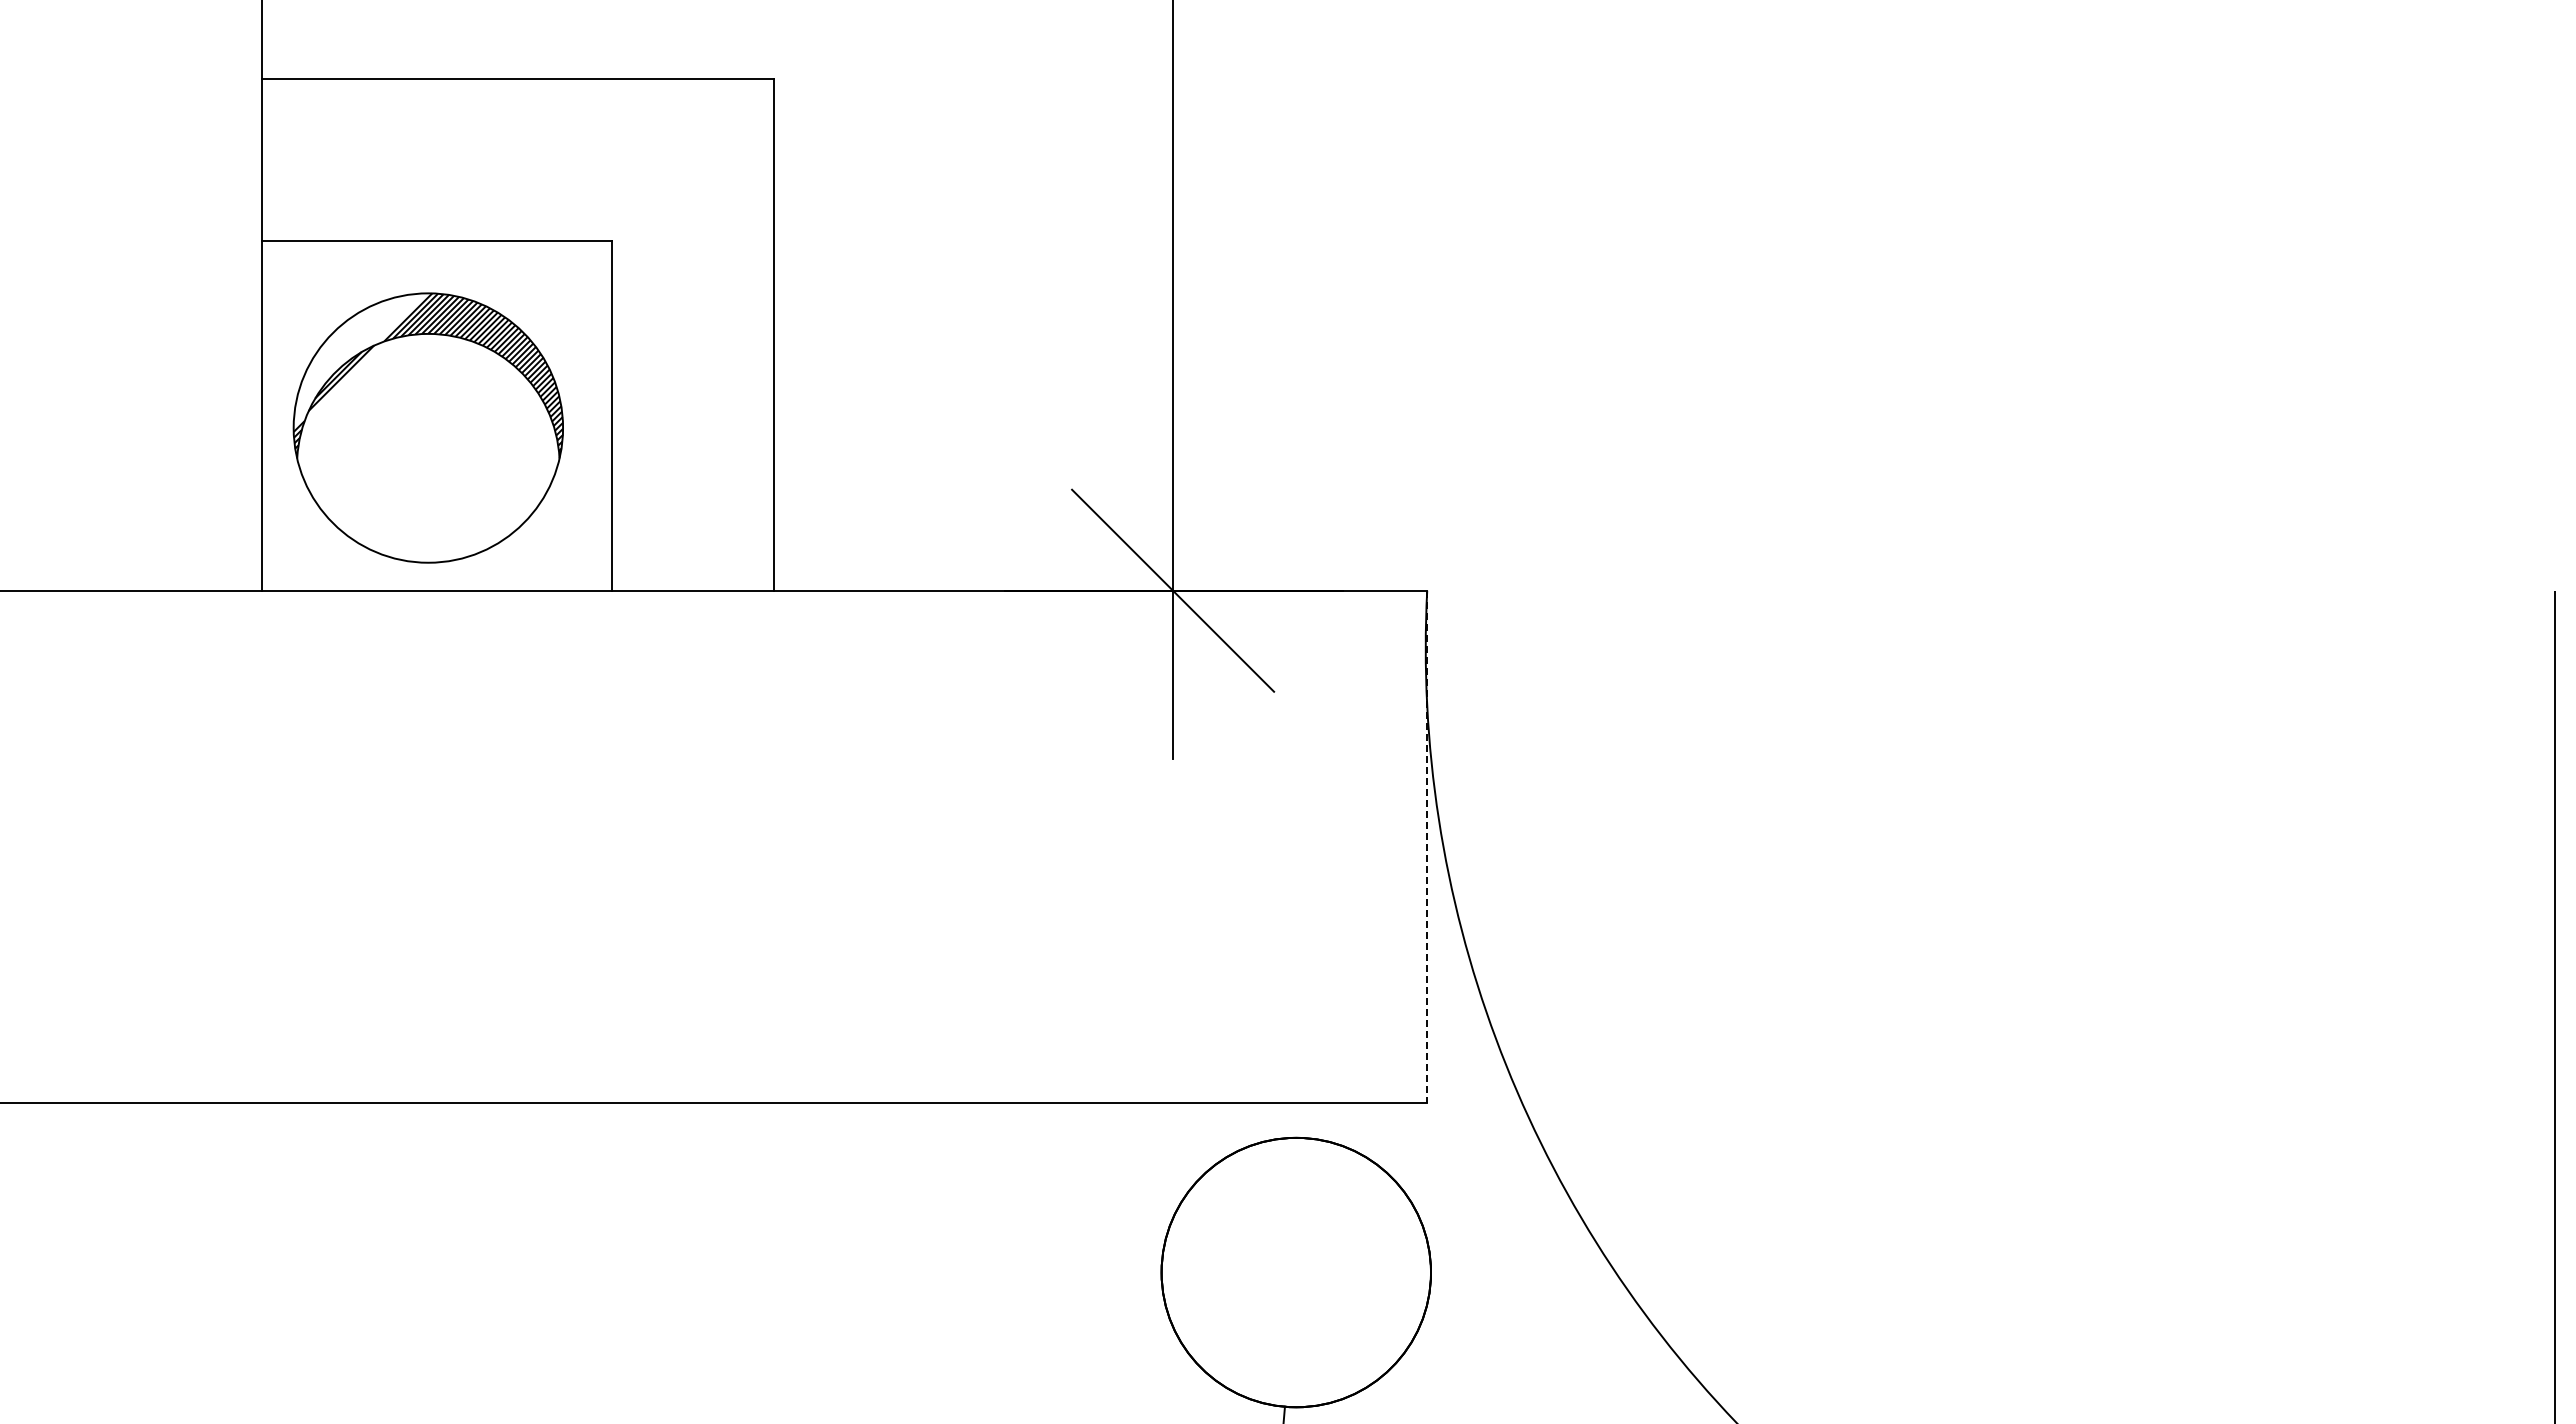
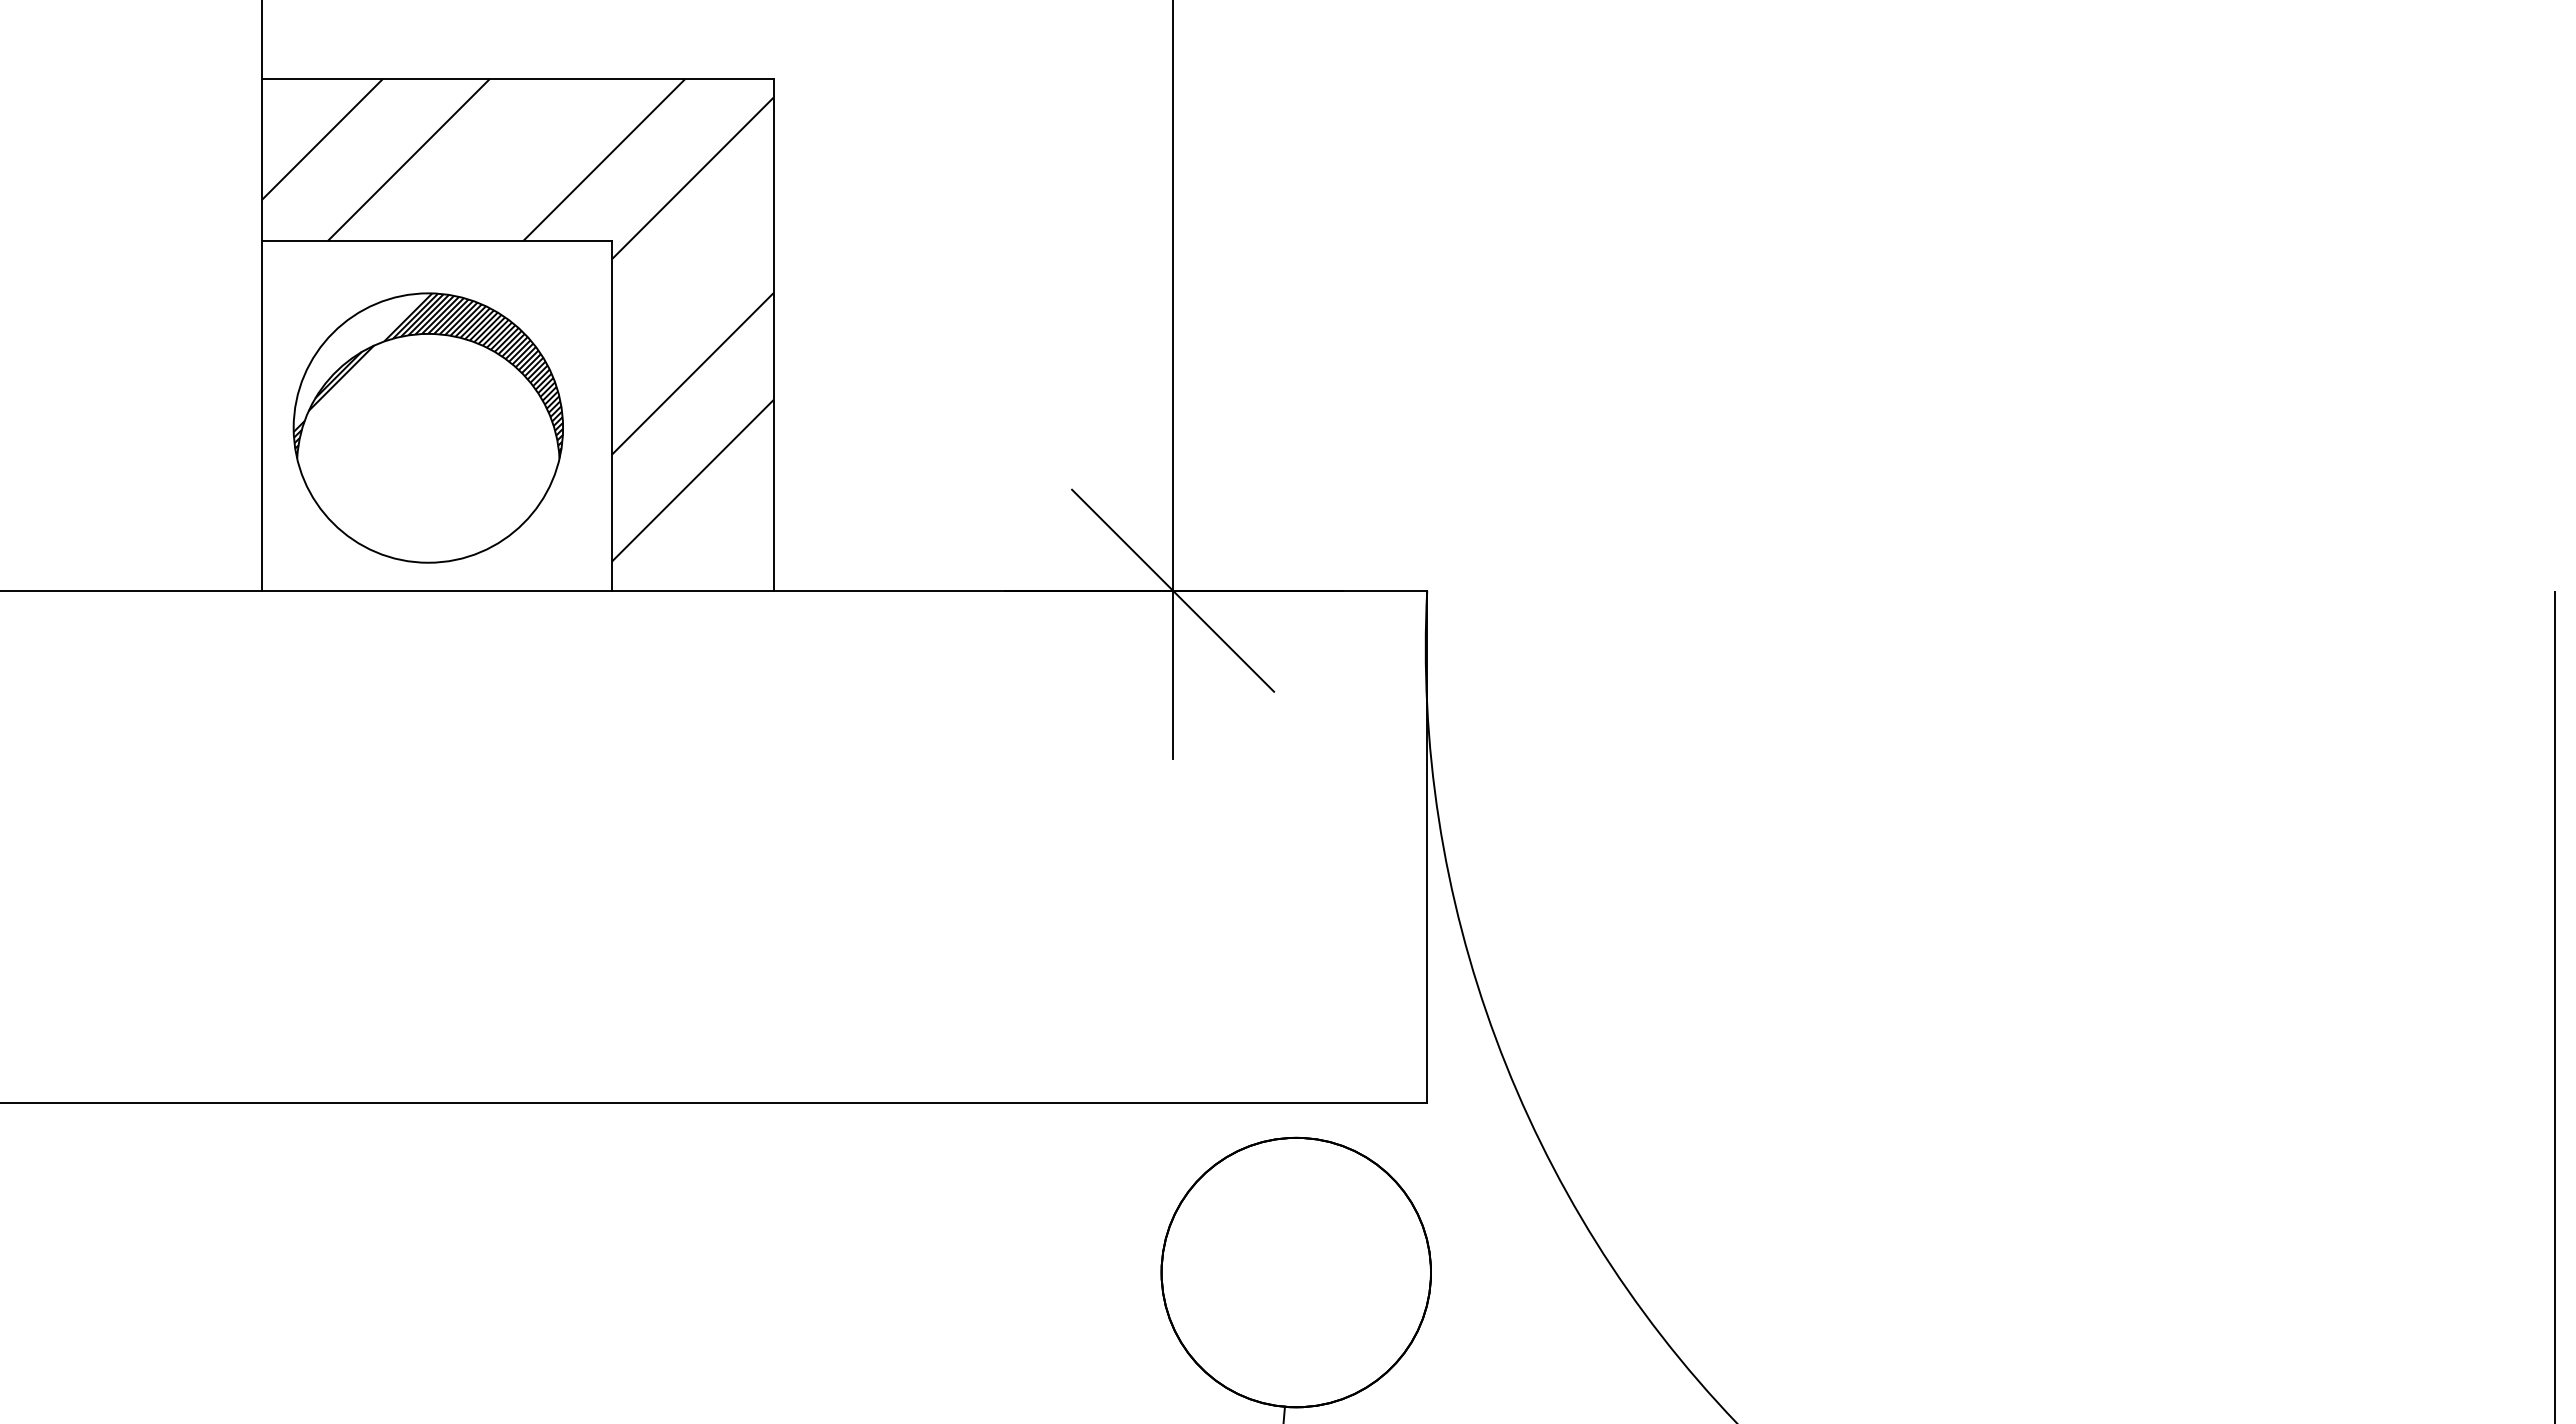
hatch: none -> present (517, 320)
line: dashed -> solid (1427, 846)
